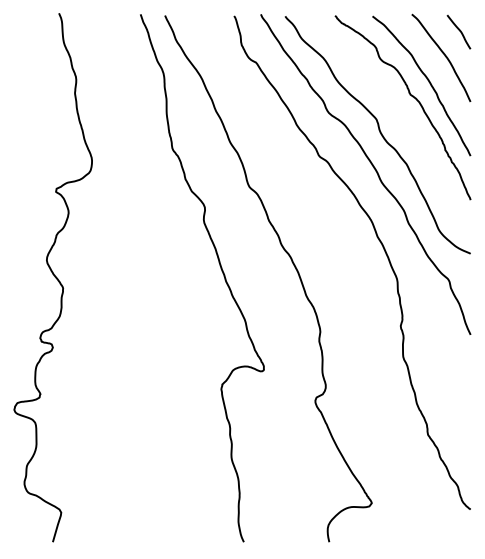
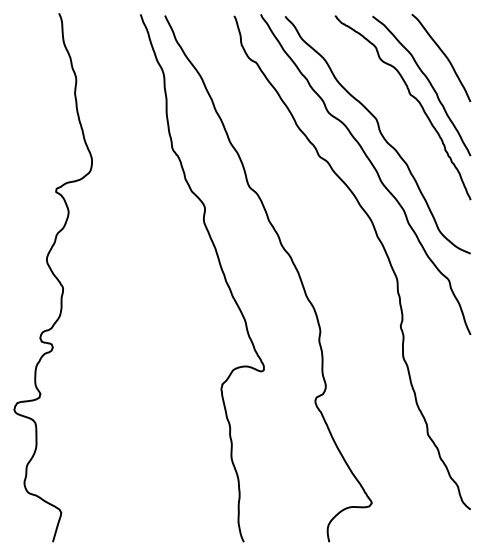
curve: present -> none (459, 31)
